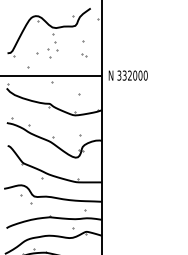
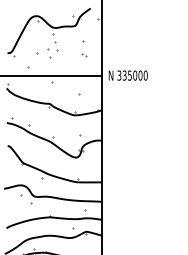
text: 332000 -> 335000 (129, 75)
